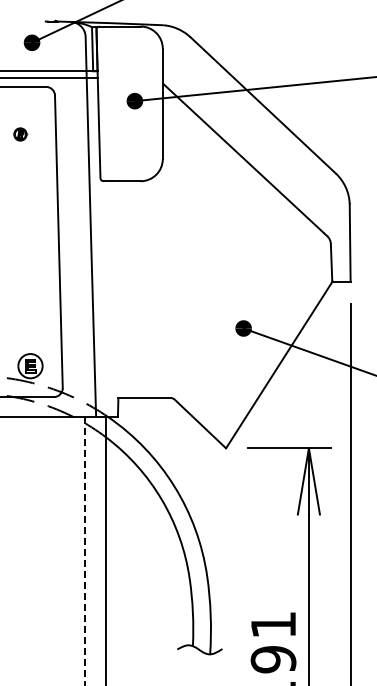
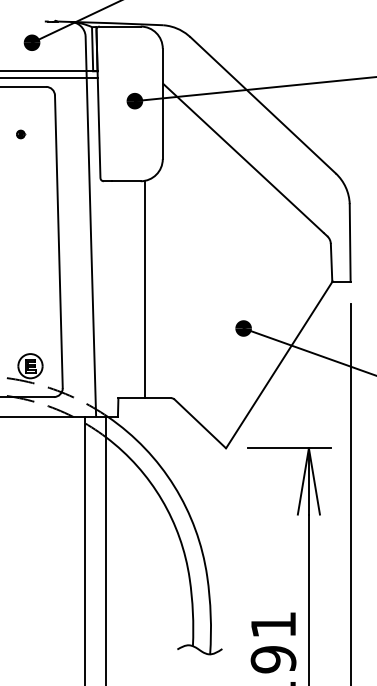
part size: 16x15 px -> 11x11 px (21, 134)
line: none -> present (144, 289)
line: dashed -> solid (85, 551)
